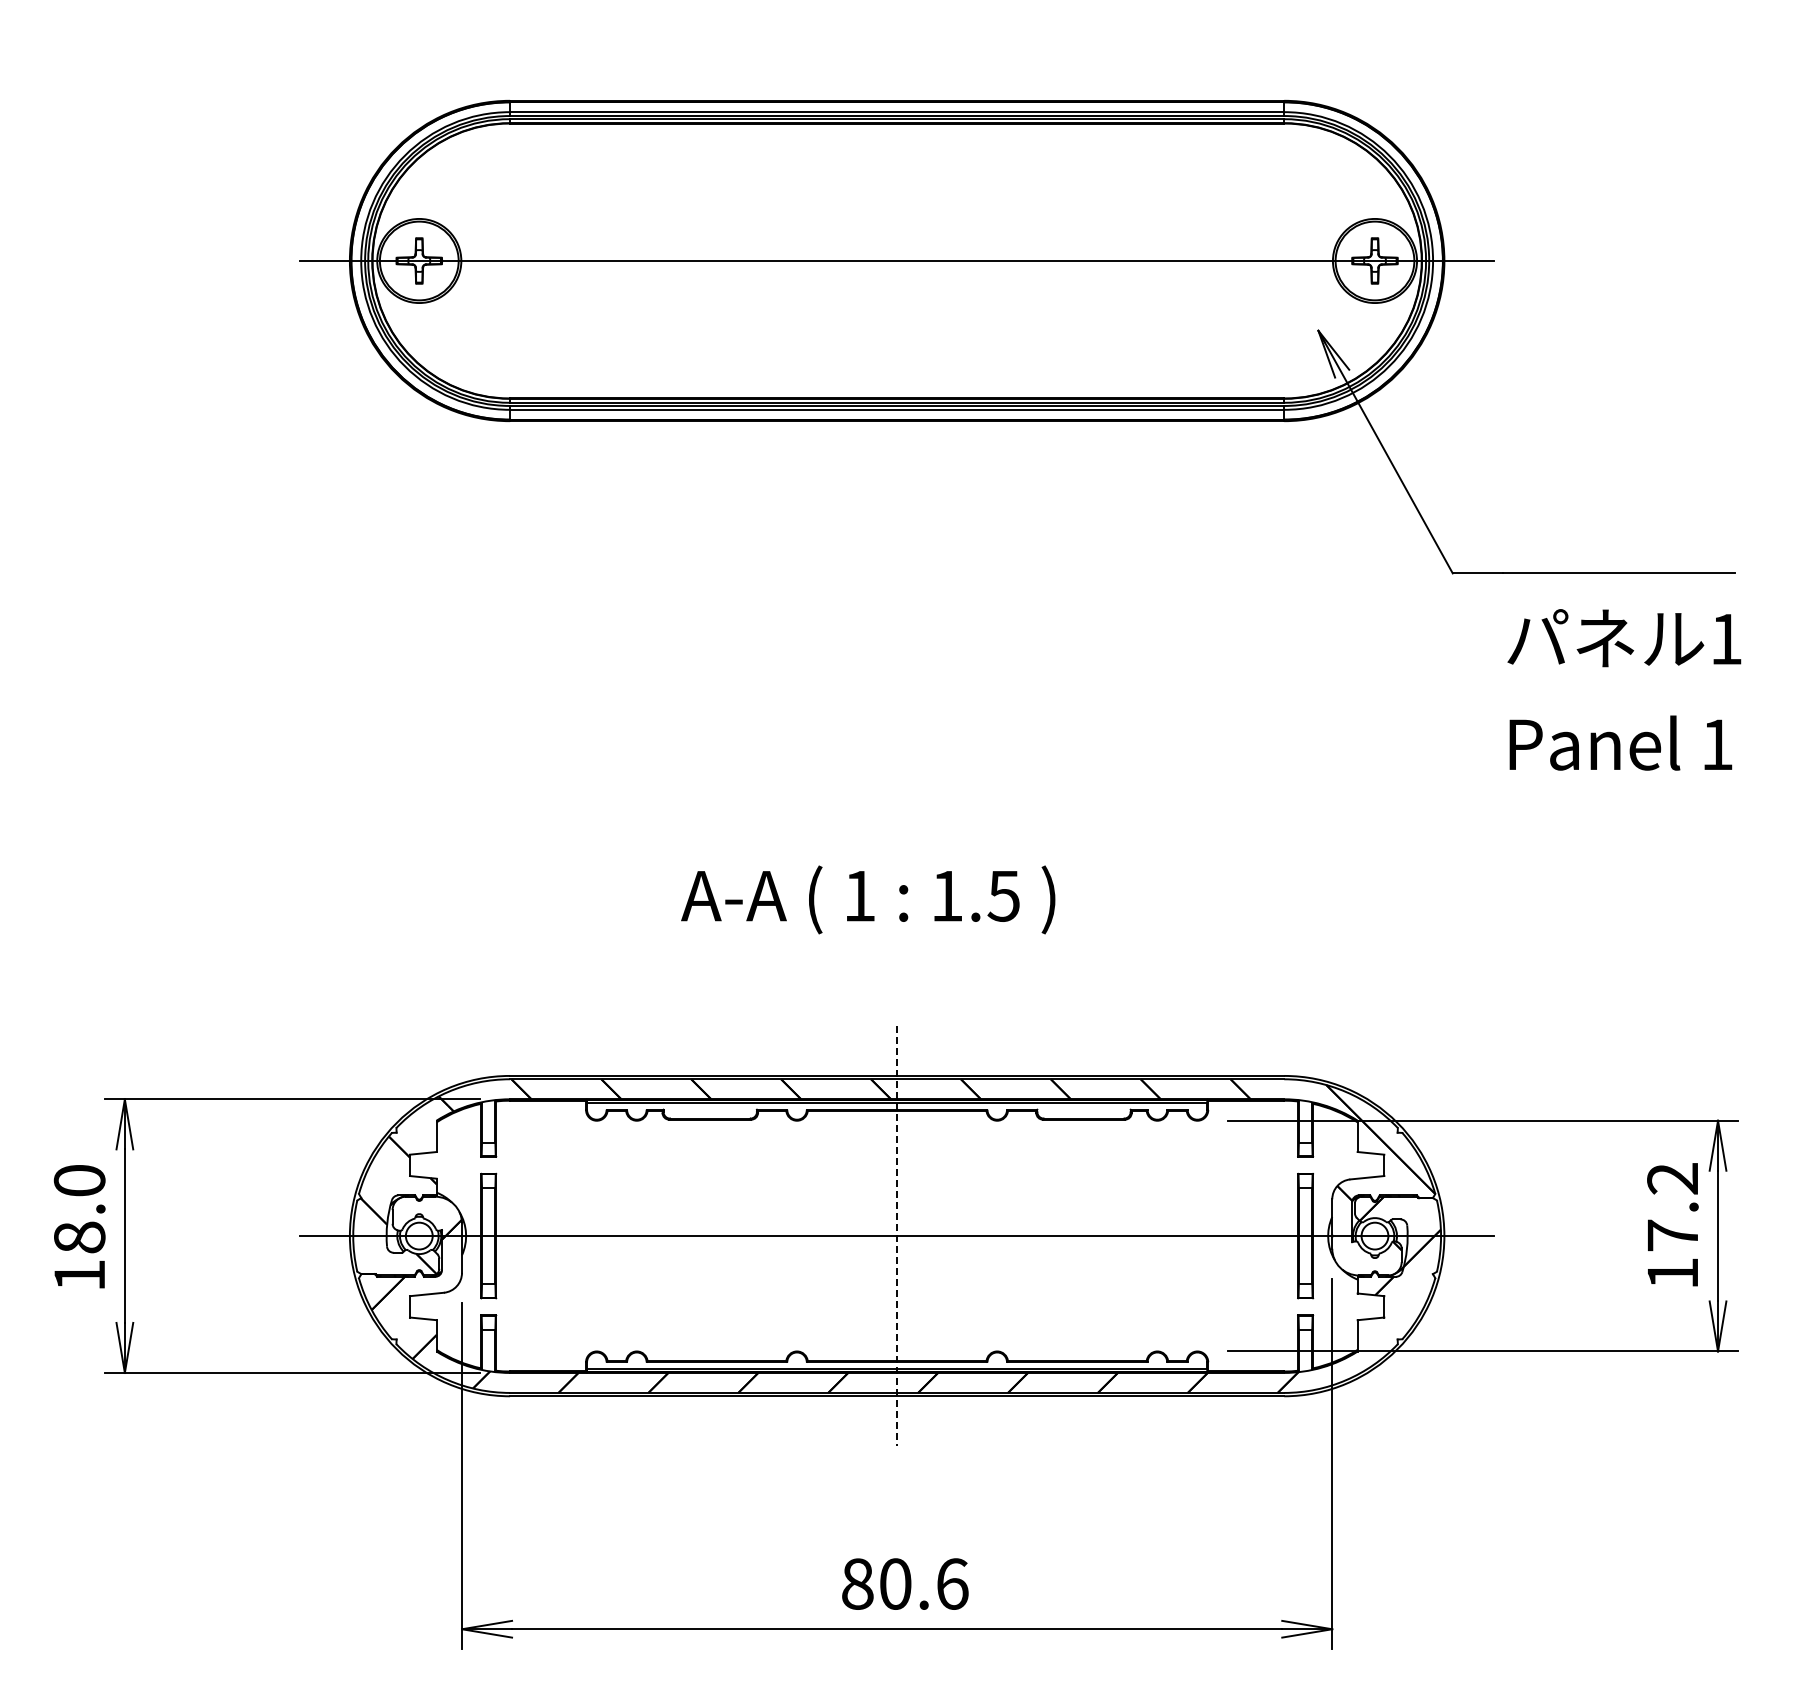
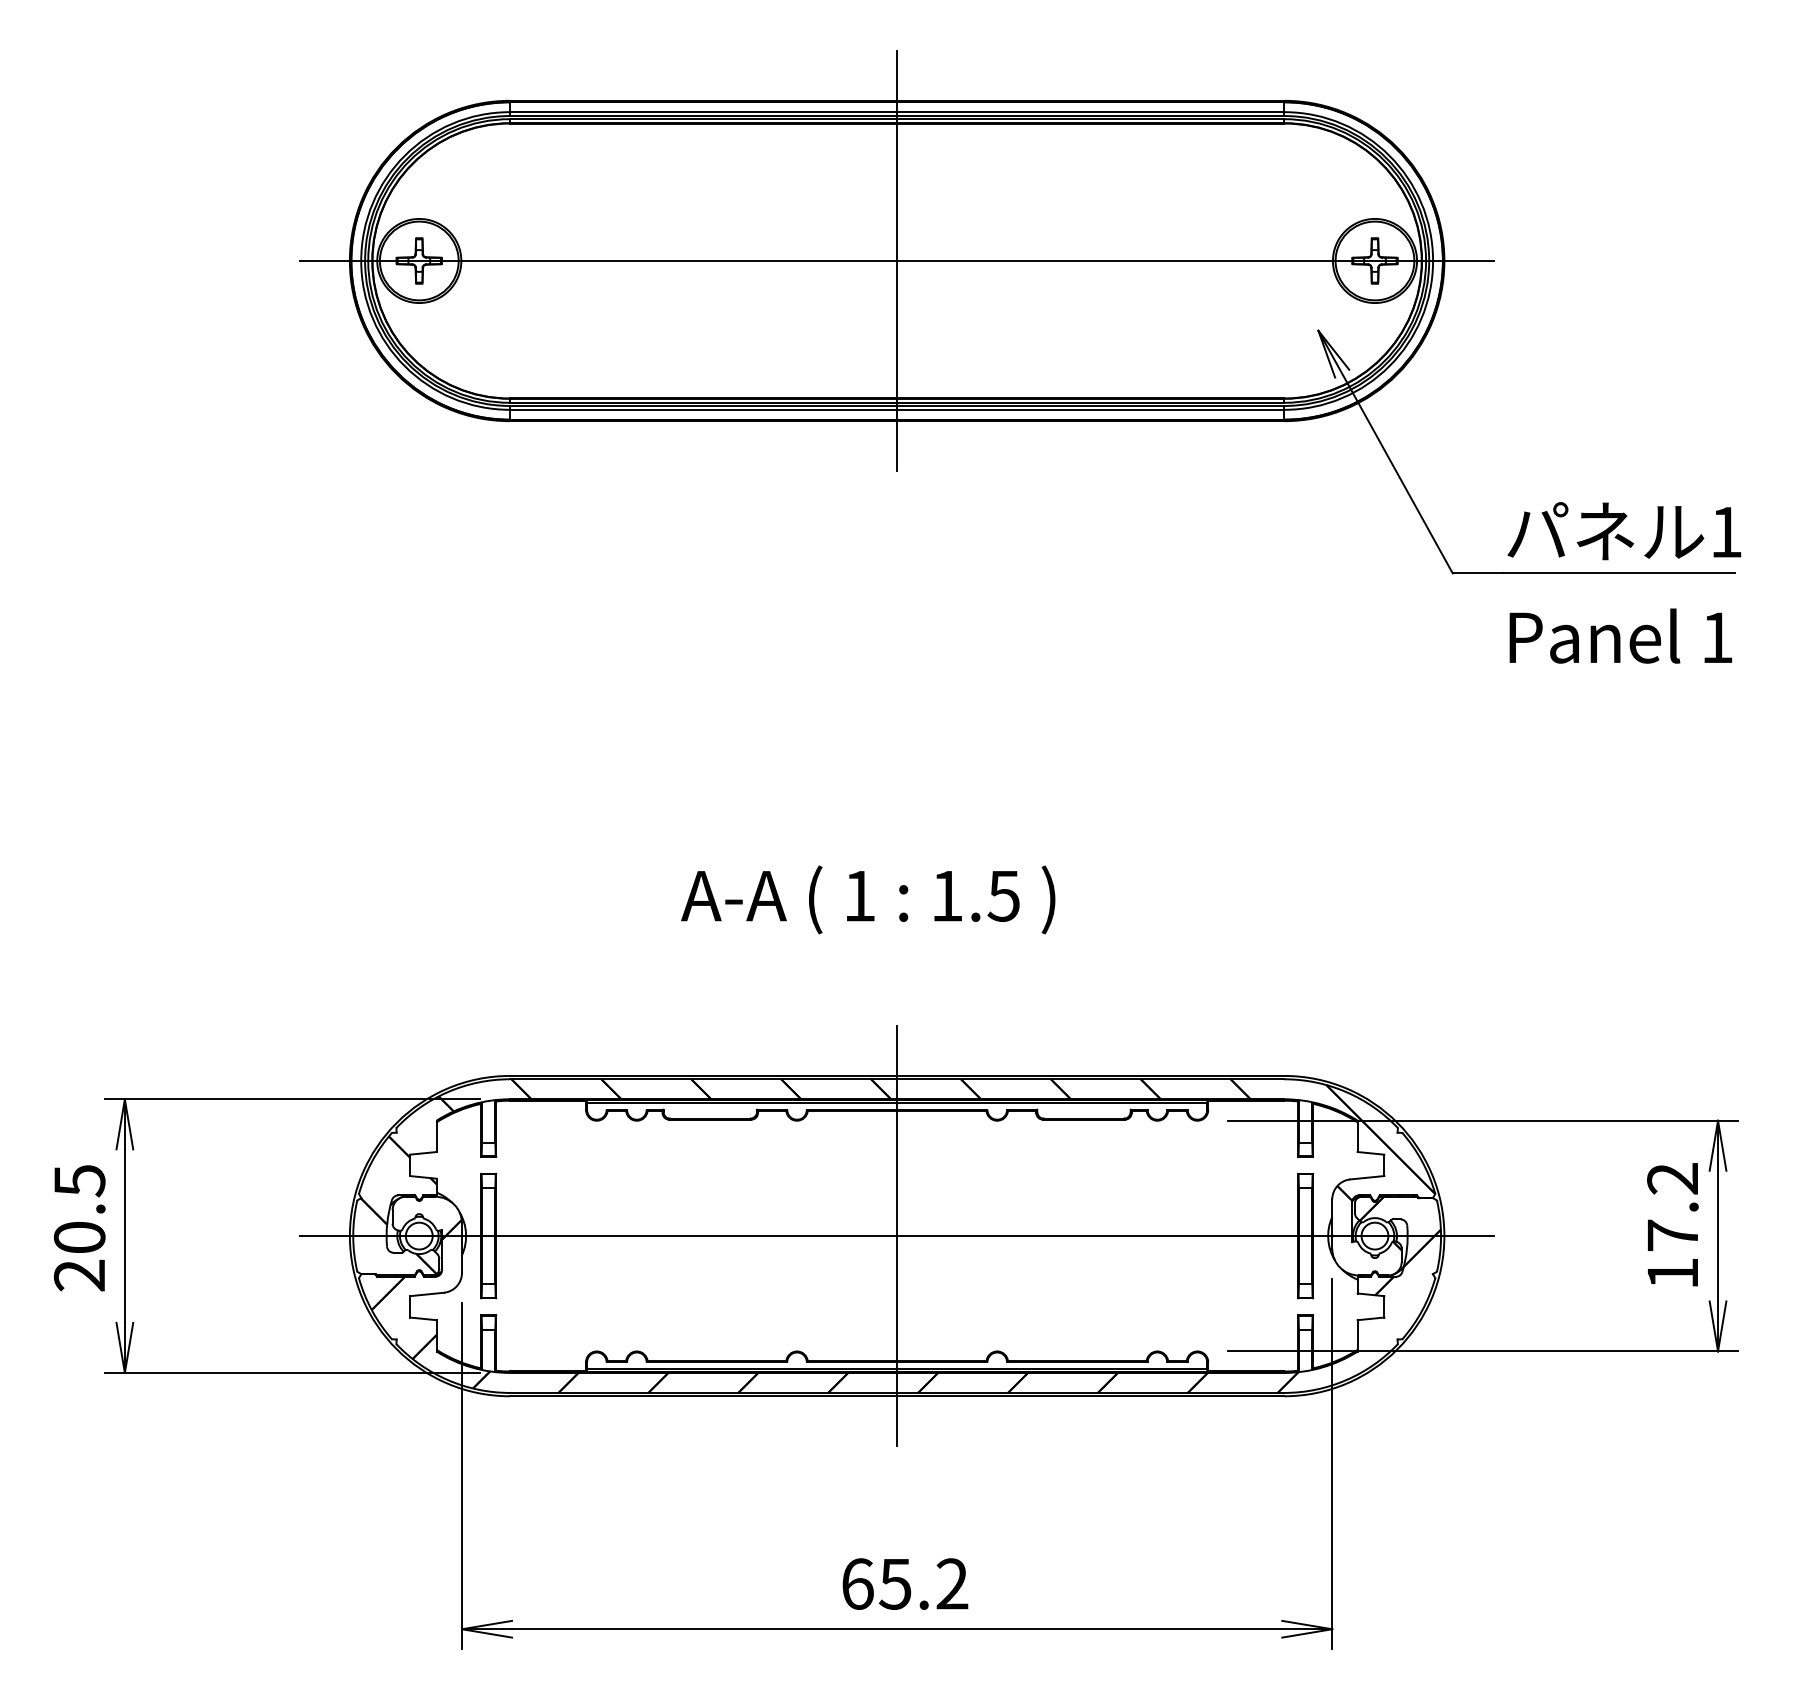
line: none -> present (897, 260)
text position: (1624, 689) -> (1624, 582) (1624, 582)
text: 18.0 -> 20.5 (79, 1228)
line: dashed -> solid (897, 1236)
text: 80.6 -> 65.2 (905, 1583)
